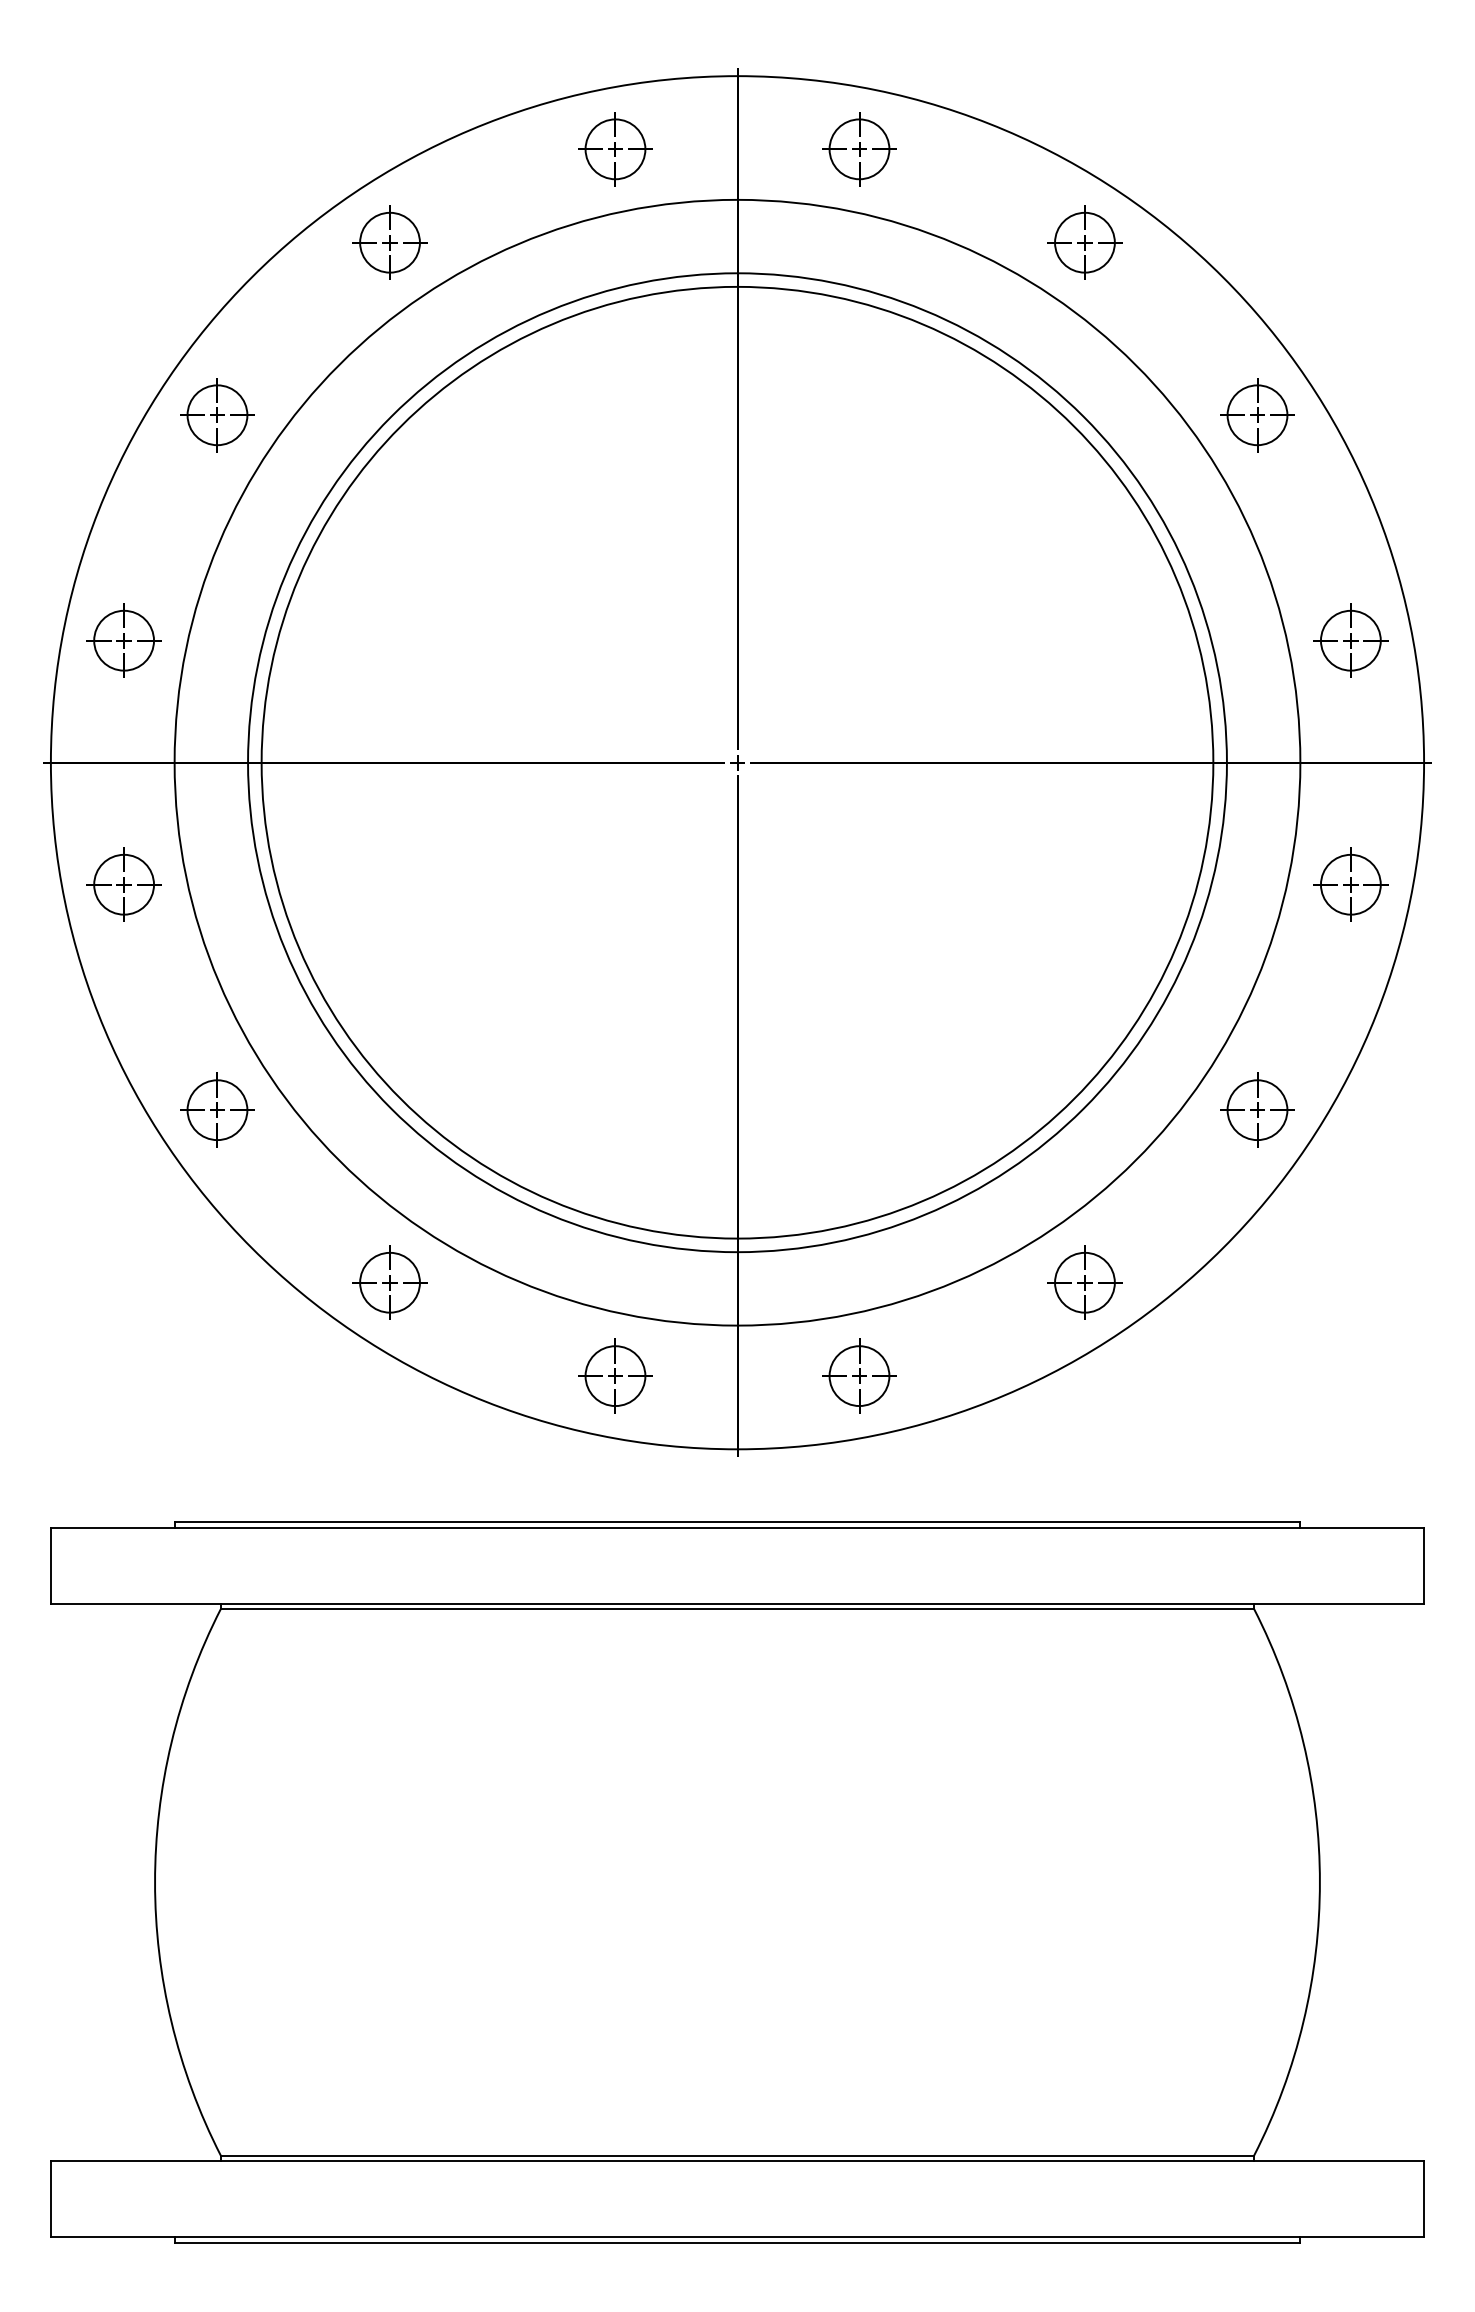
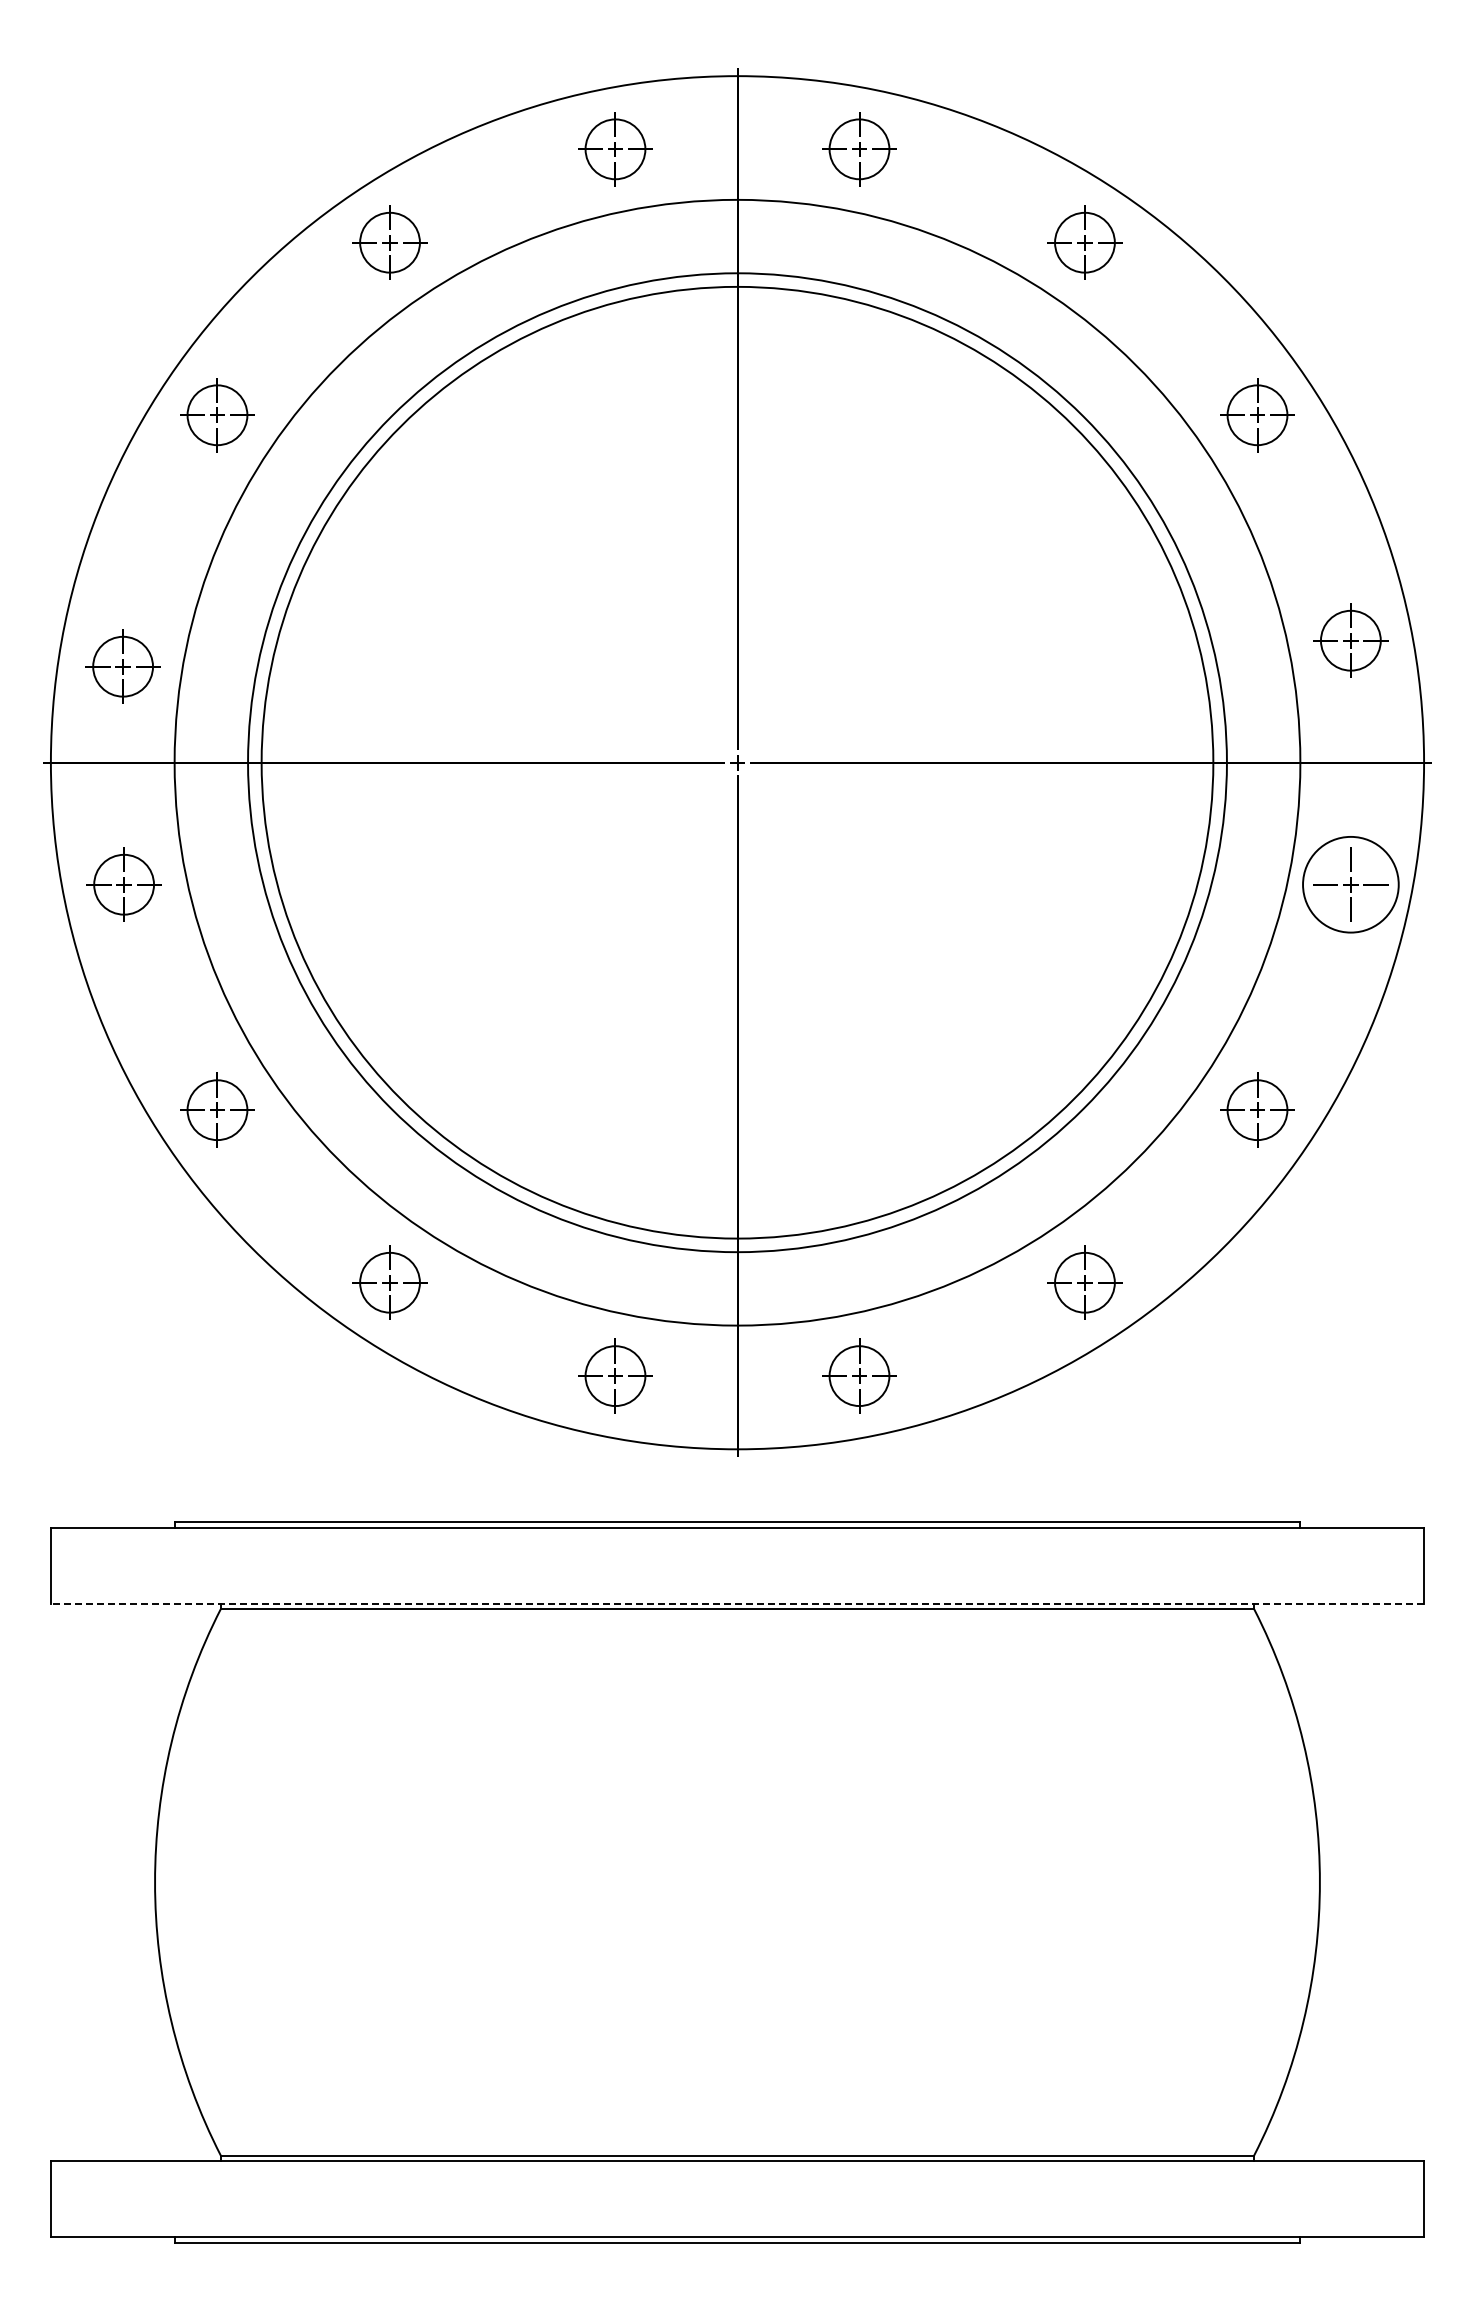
part position: (123, 640) -> (122, 666) (122, 666)
circle diameter: 60 px -> 96 px (1350, 884)
line: solid -> dashed (737, 1603)
